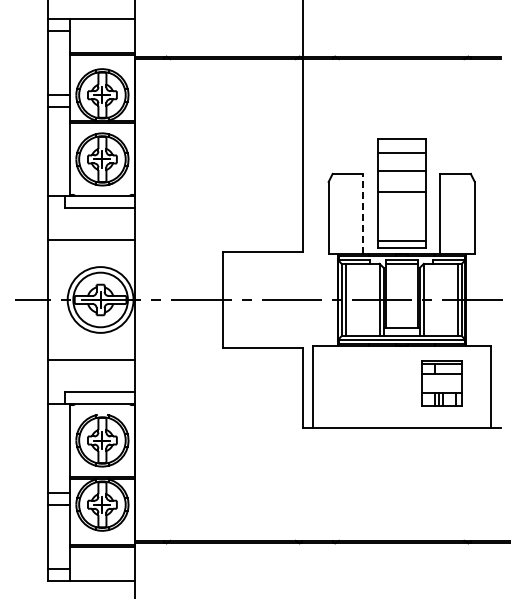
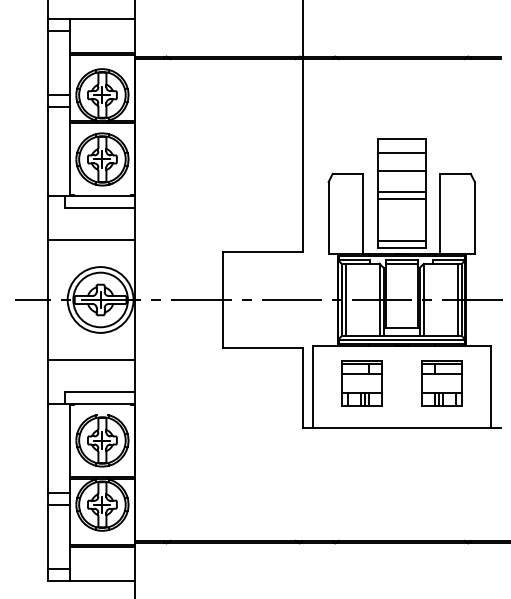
line: none -> present (401, 198)
line: dashed -> solid (363, 213)
part: none -> present (361, 383)
